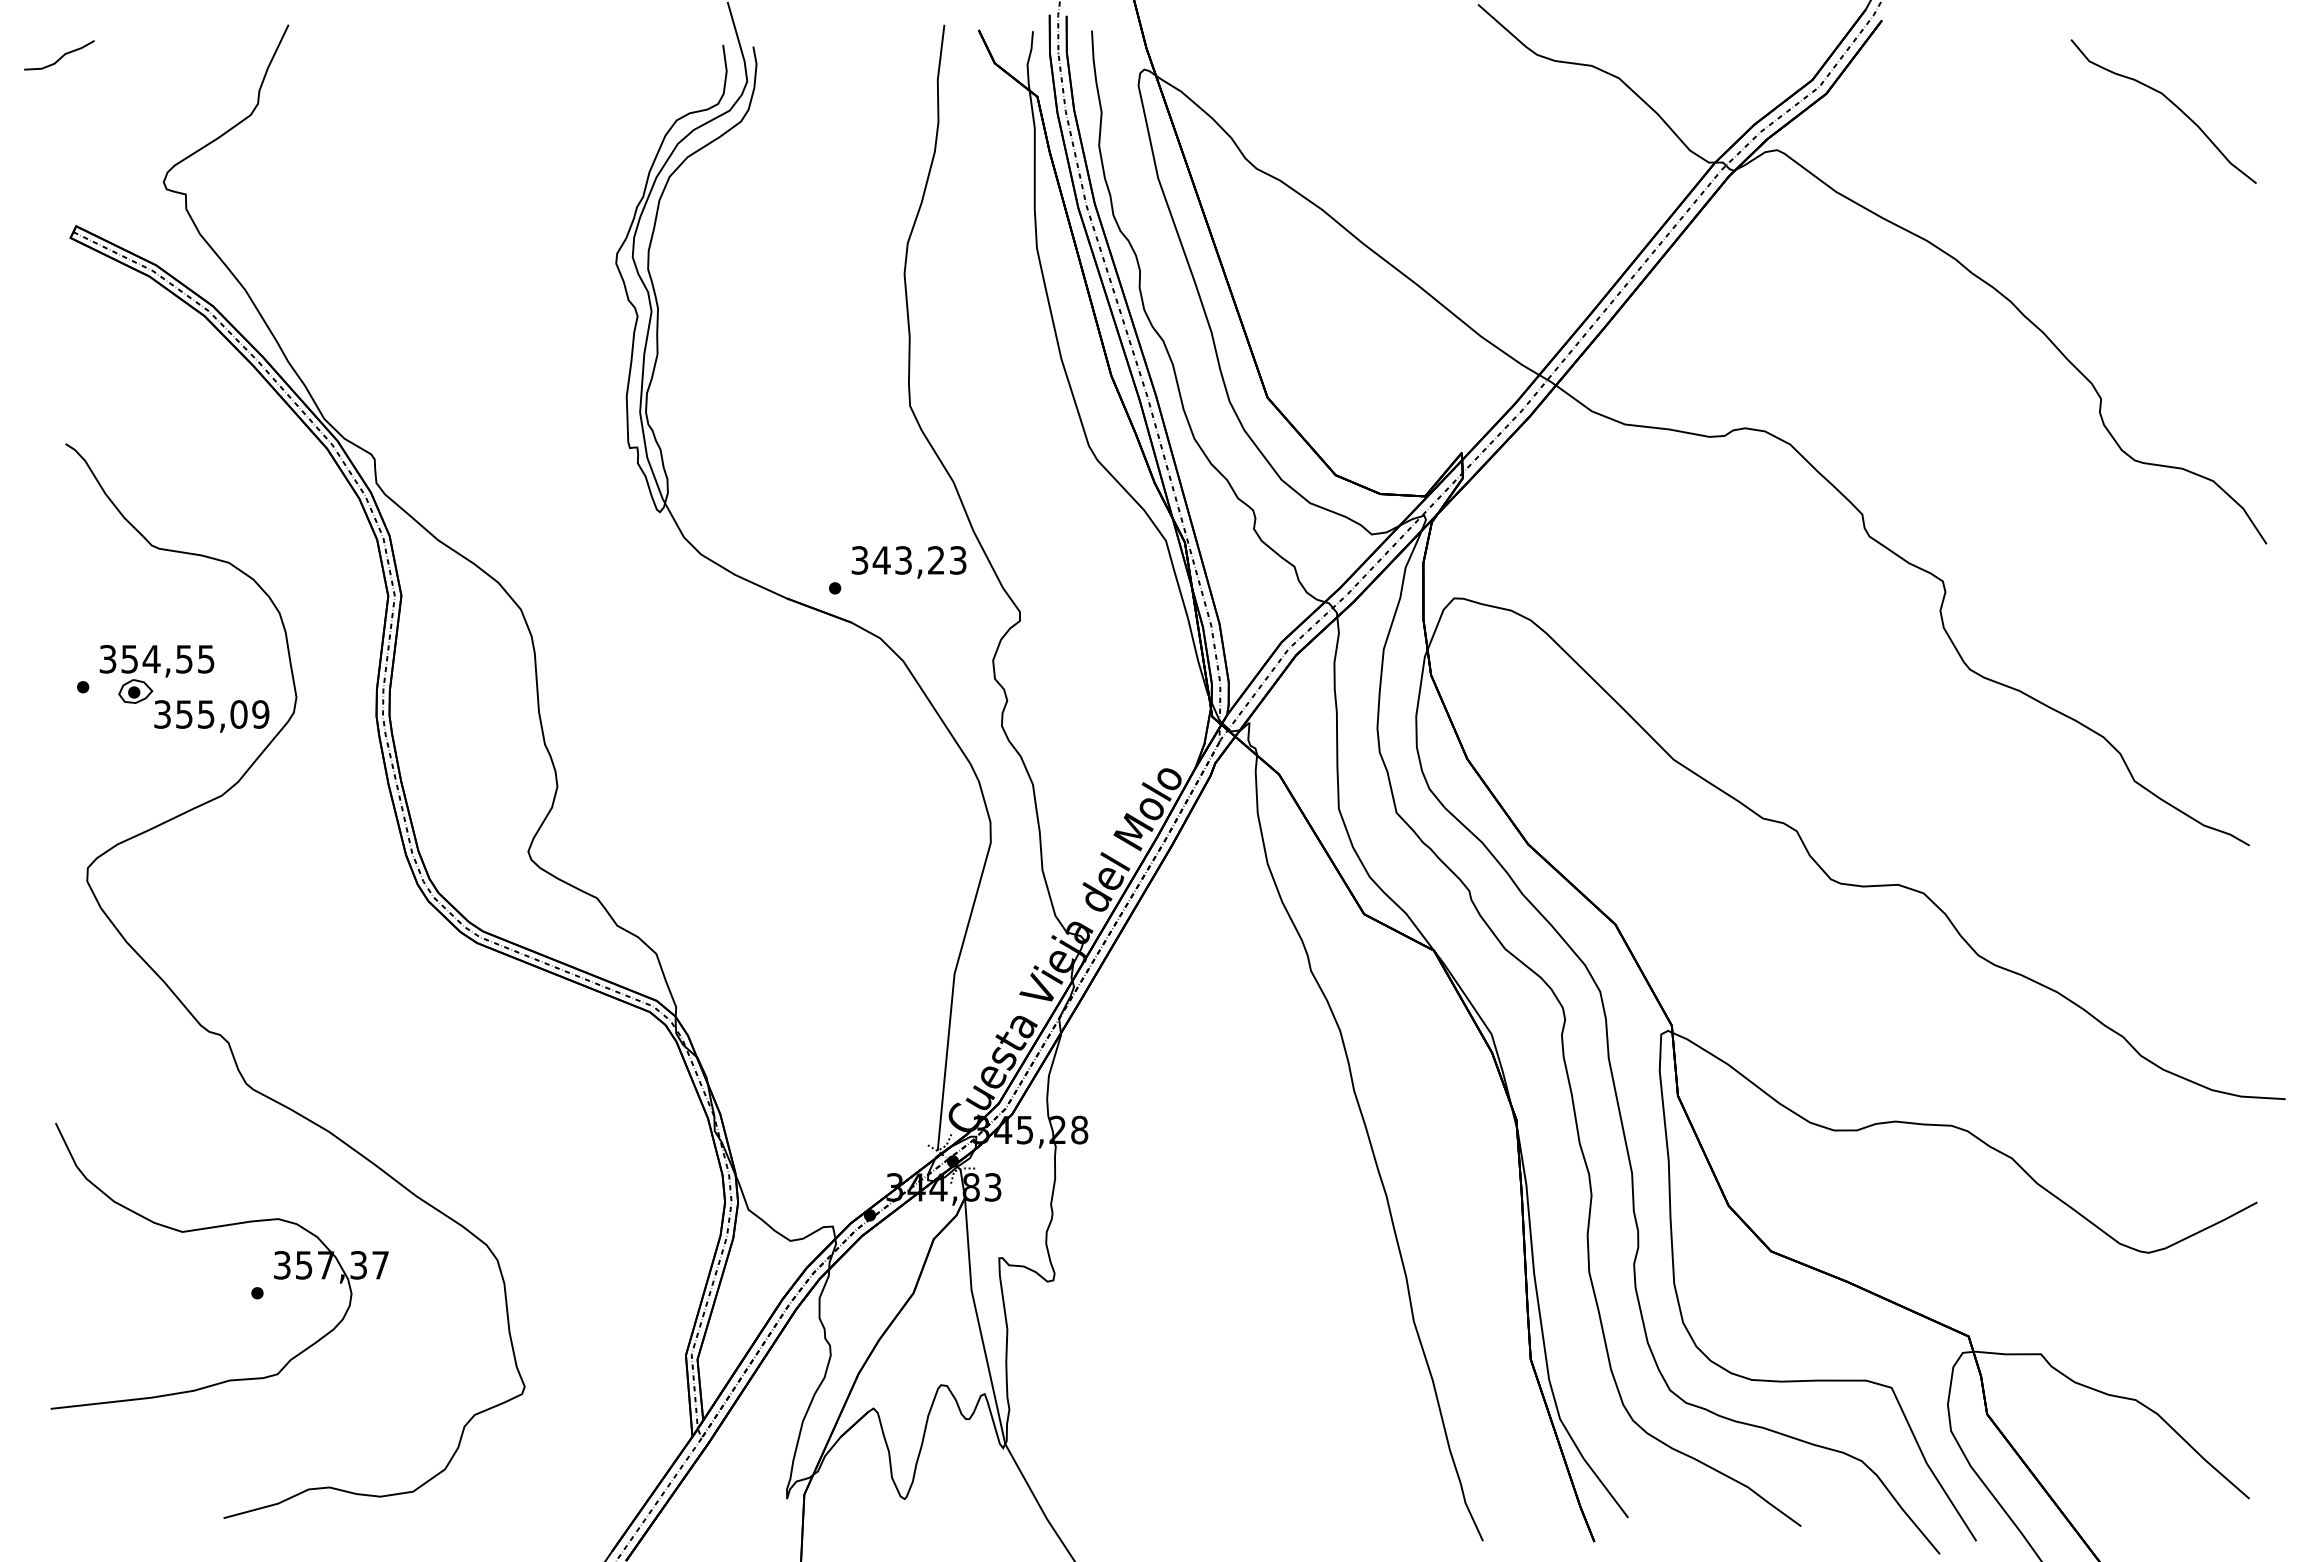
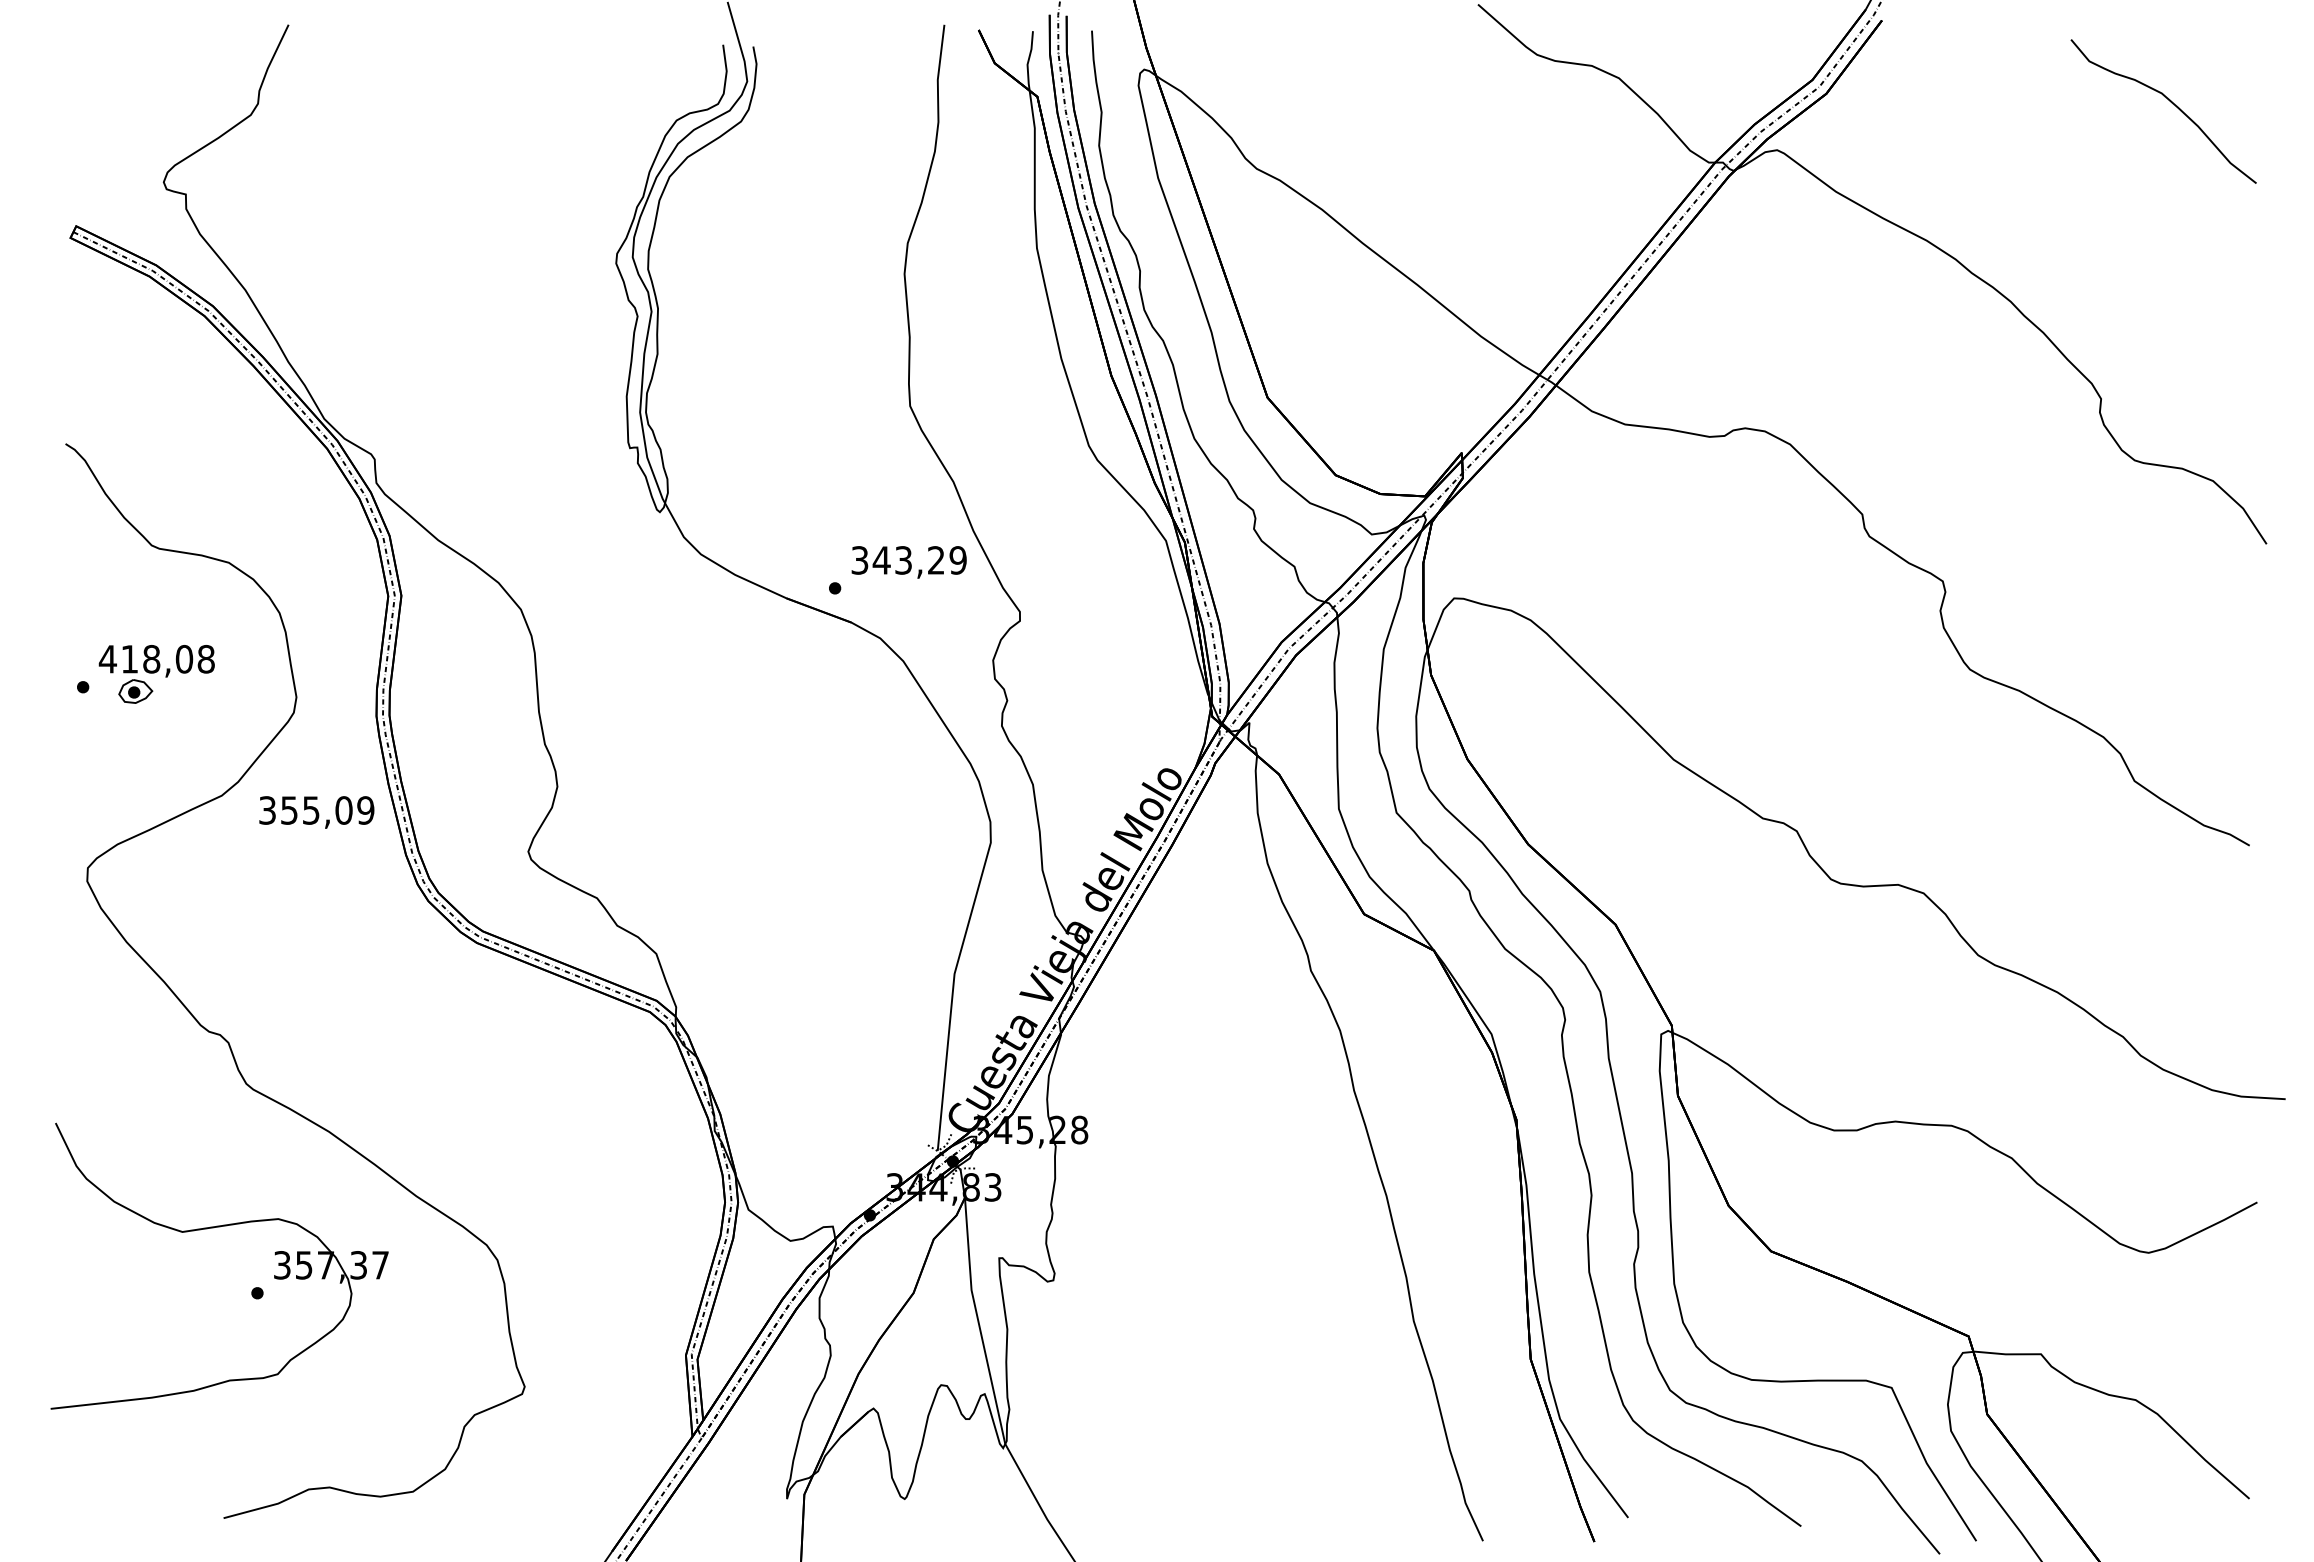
curve: present -> none (61, 56)
text: 343,23 -> 343,29 (957, 560)
text: 354,55 -> 418,08 (156, 658)
text position: (211, 716) -> (316, 812) (316, 812)
